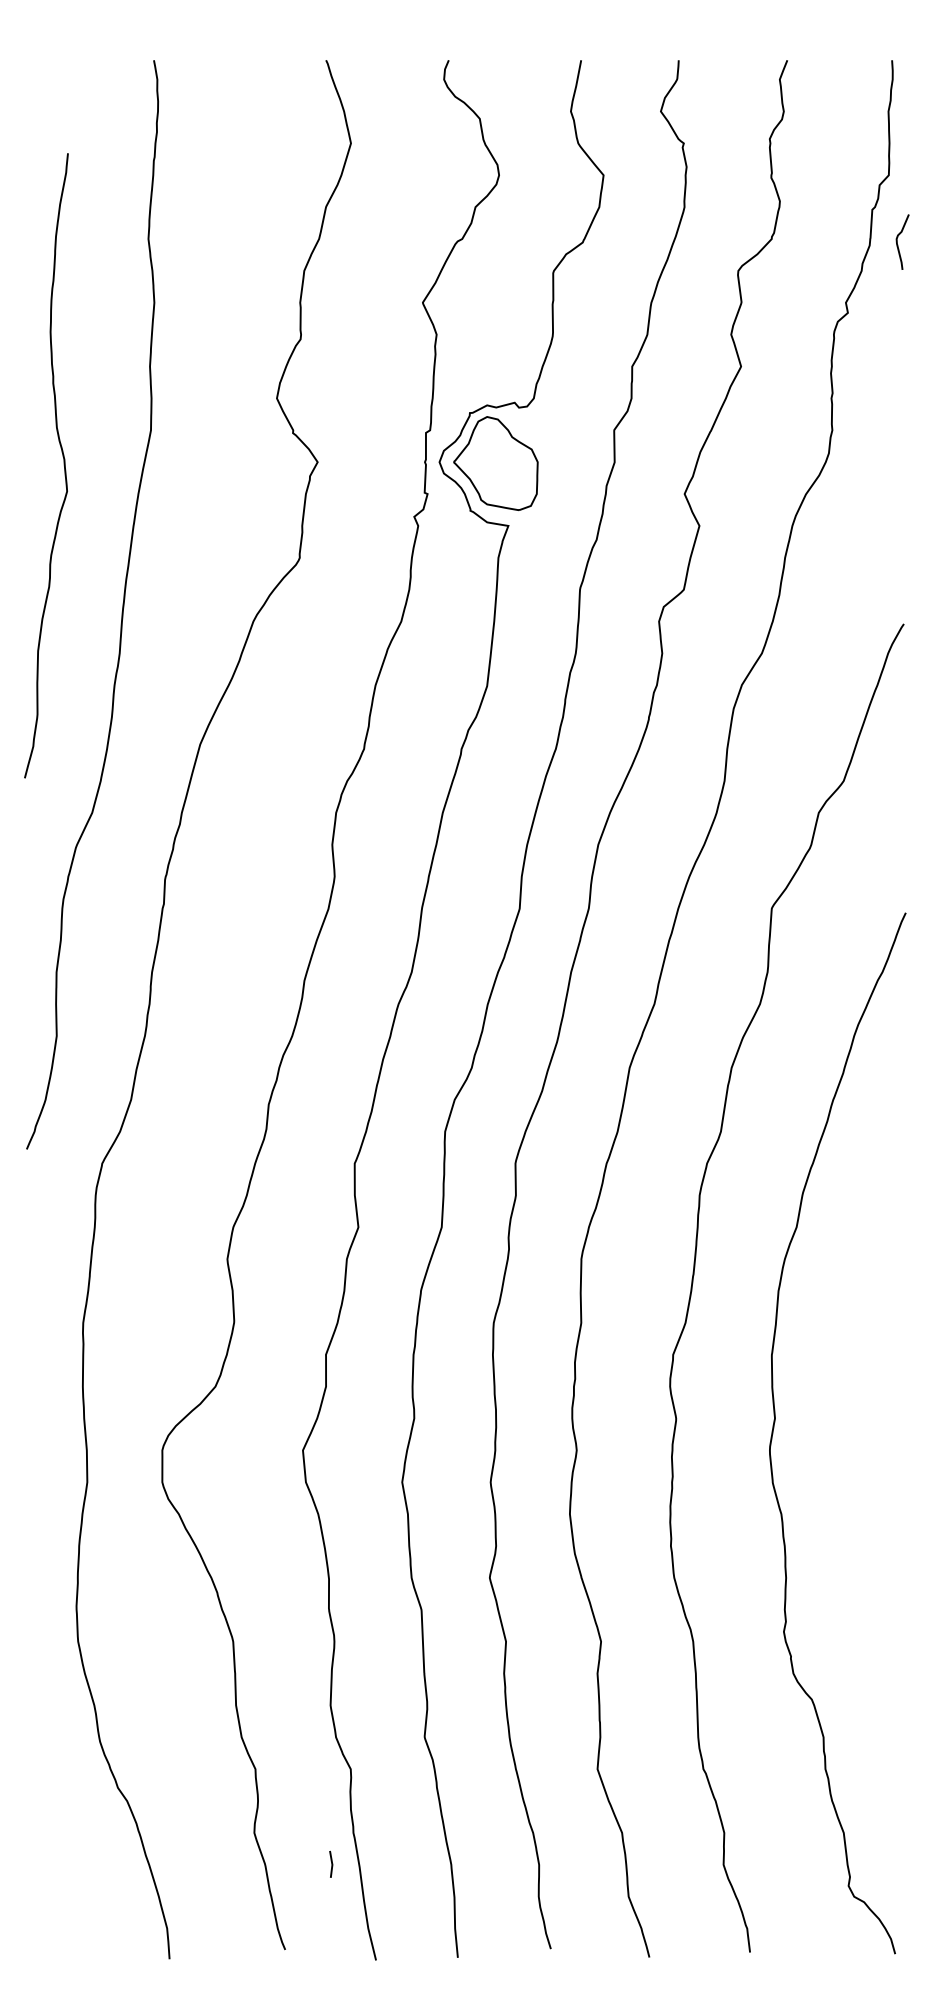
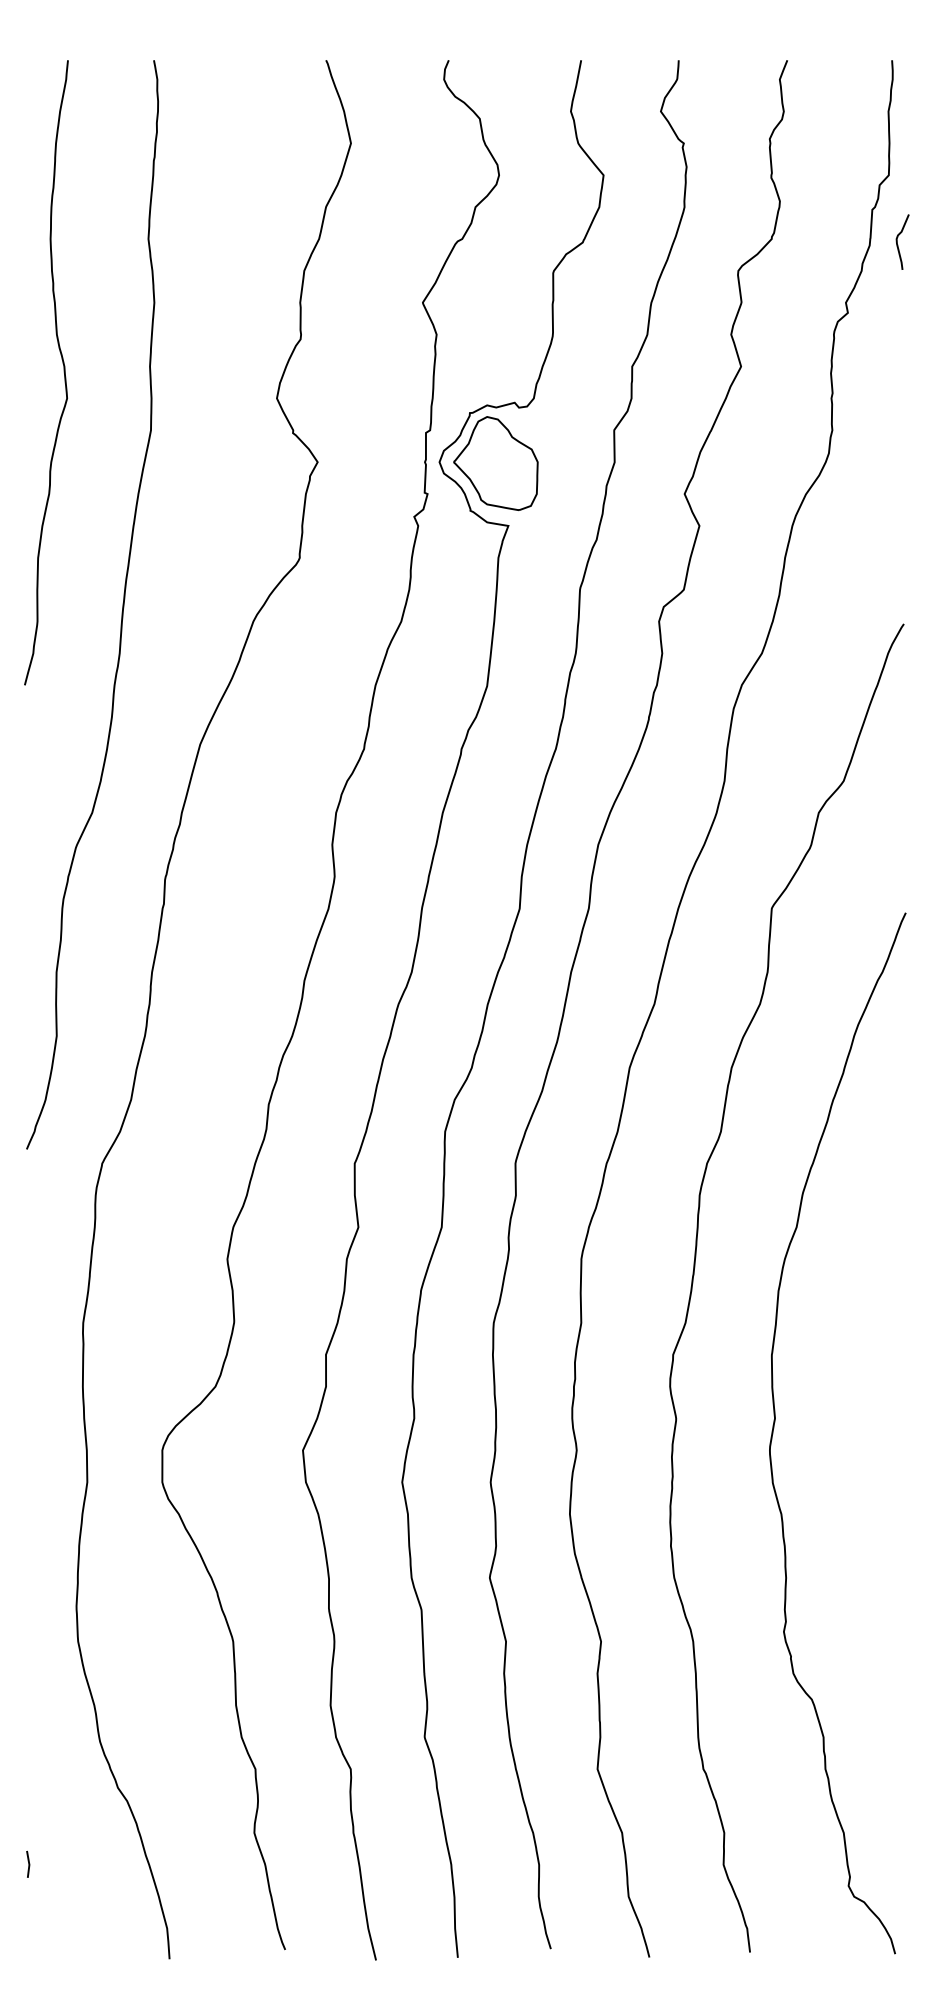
curve position: (63, 465) -> (63, 372) (63, 372)
line position: (331, 1863) -> (28, 1863) (28, 1863)
